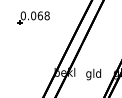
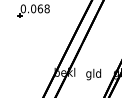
part position: (33, 17) -> (33, 10) (33, 10)
